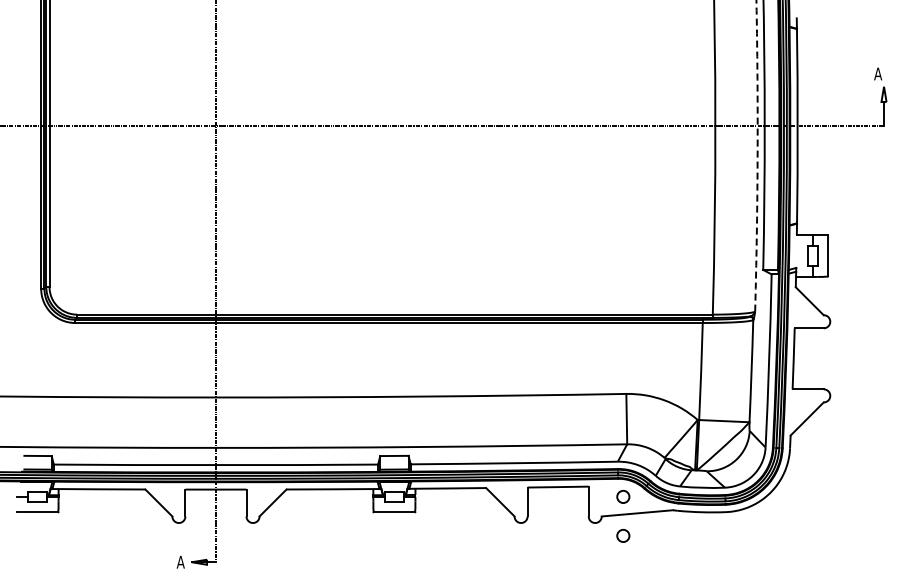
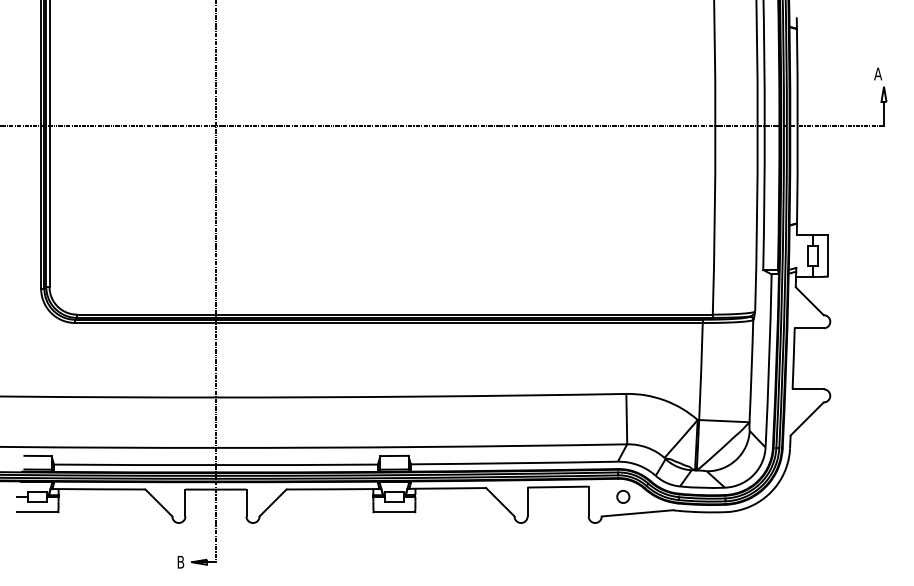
arc: dashed -> solid (757, 155)
circle: present -> none (623, 535)
text: A -> B (180, 561)
